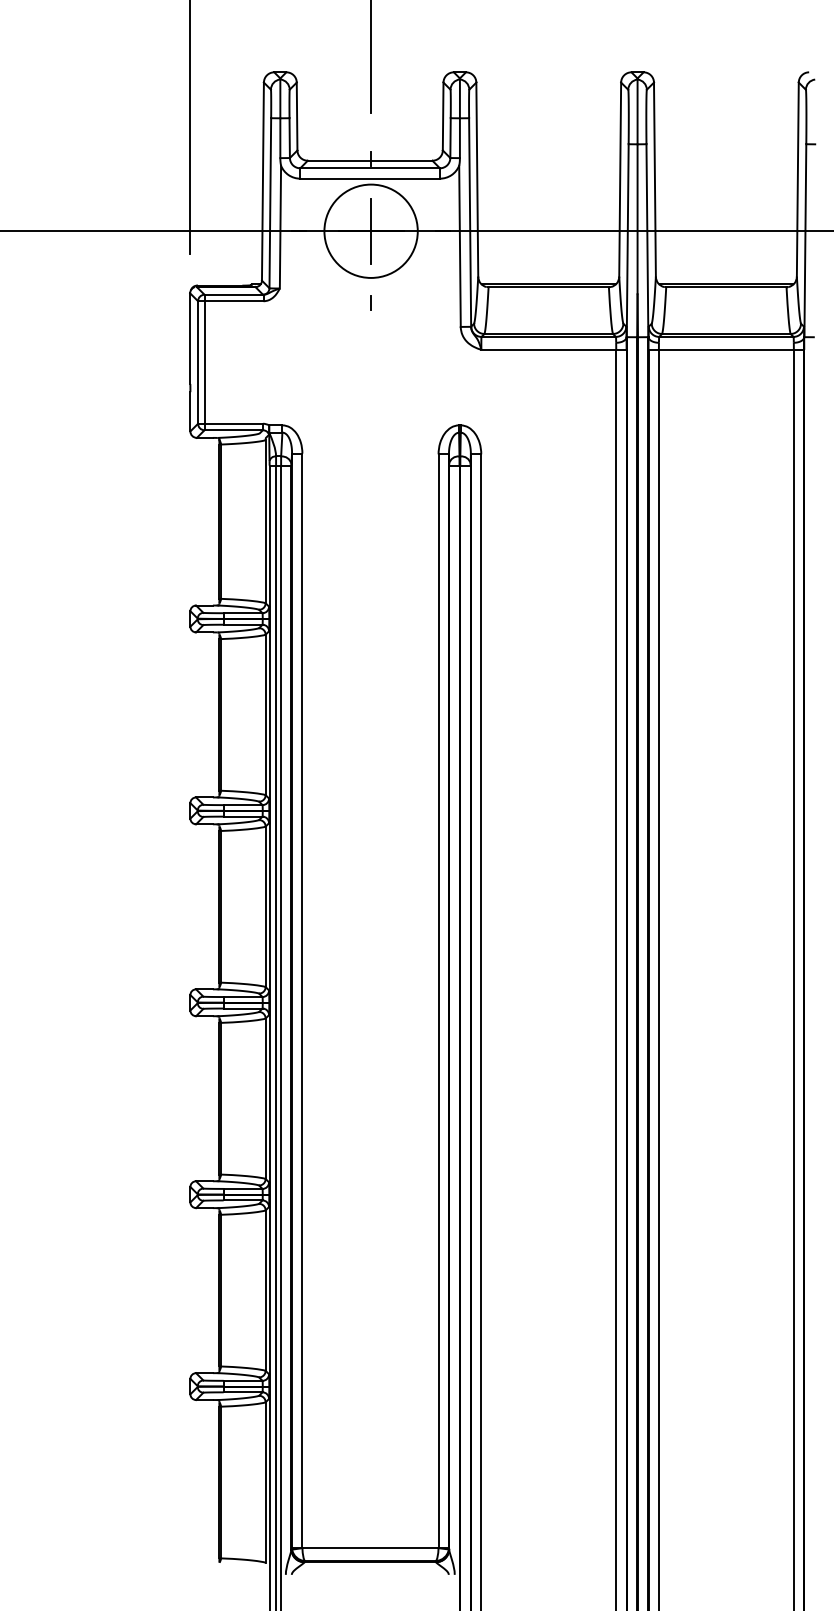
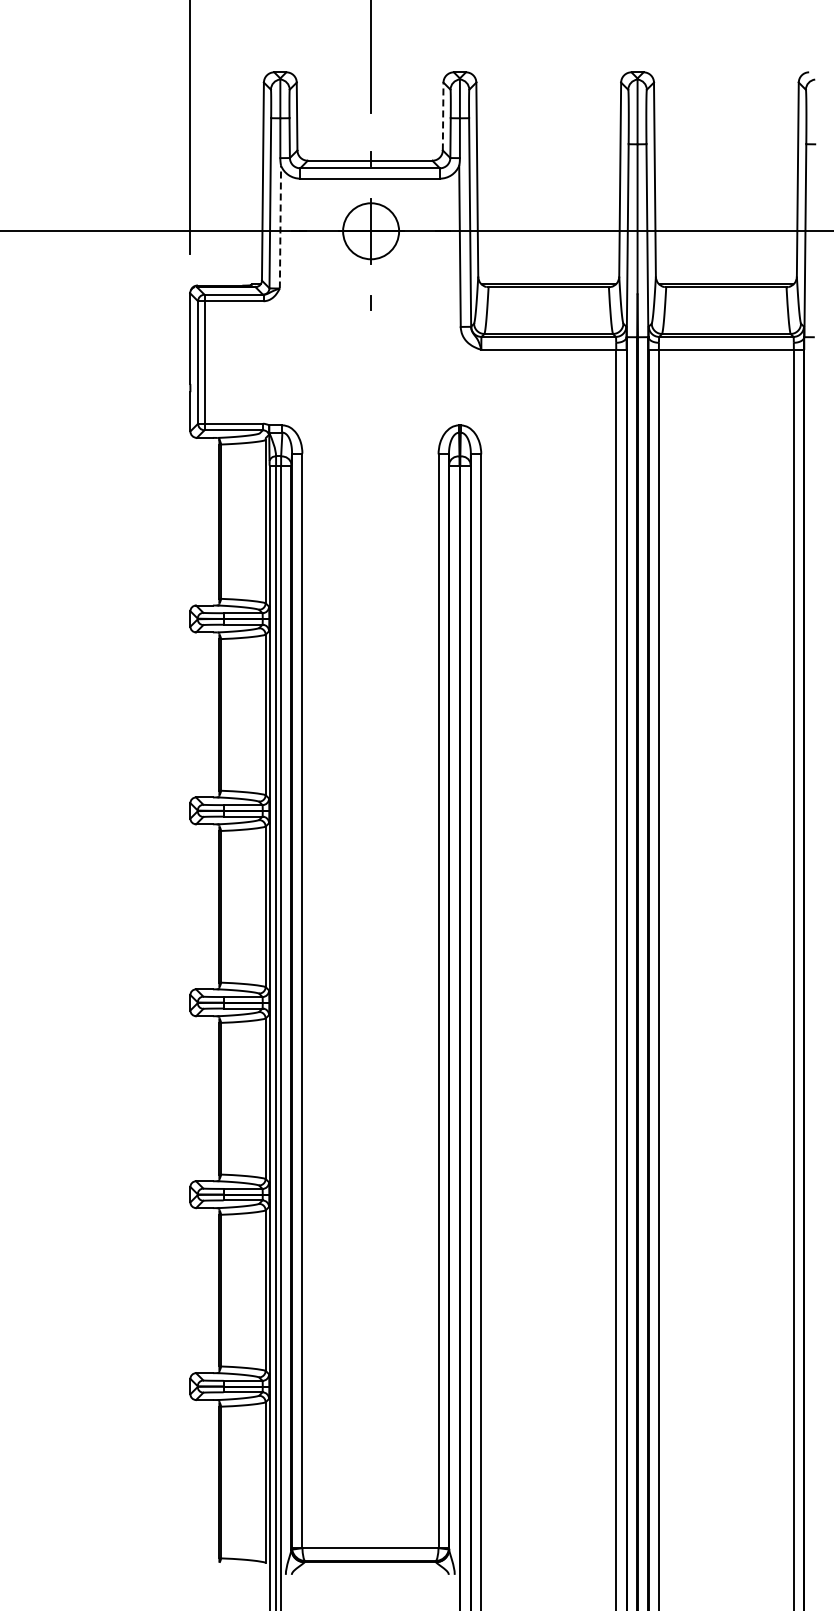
line: solid -> dashed (443, 116)
line: solid -> dashed (280, 226)
circle diameter: 93 px -> 56 px (371, 231)
